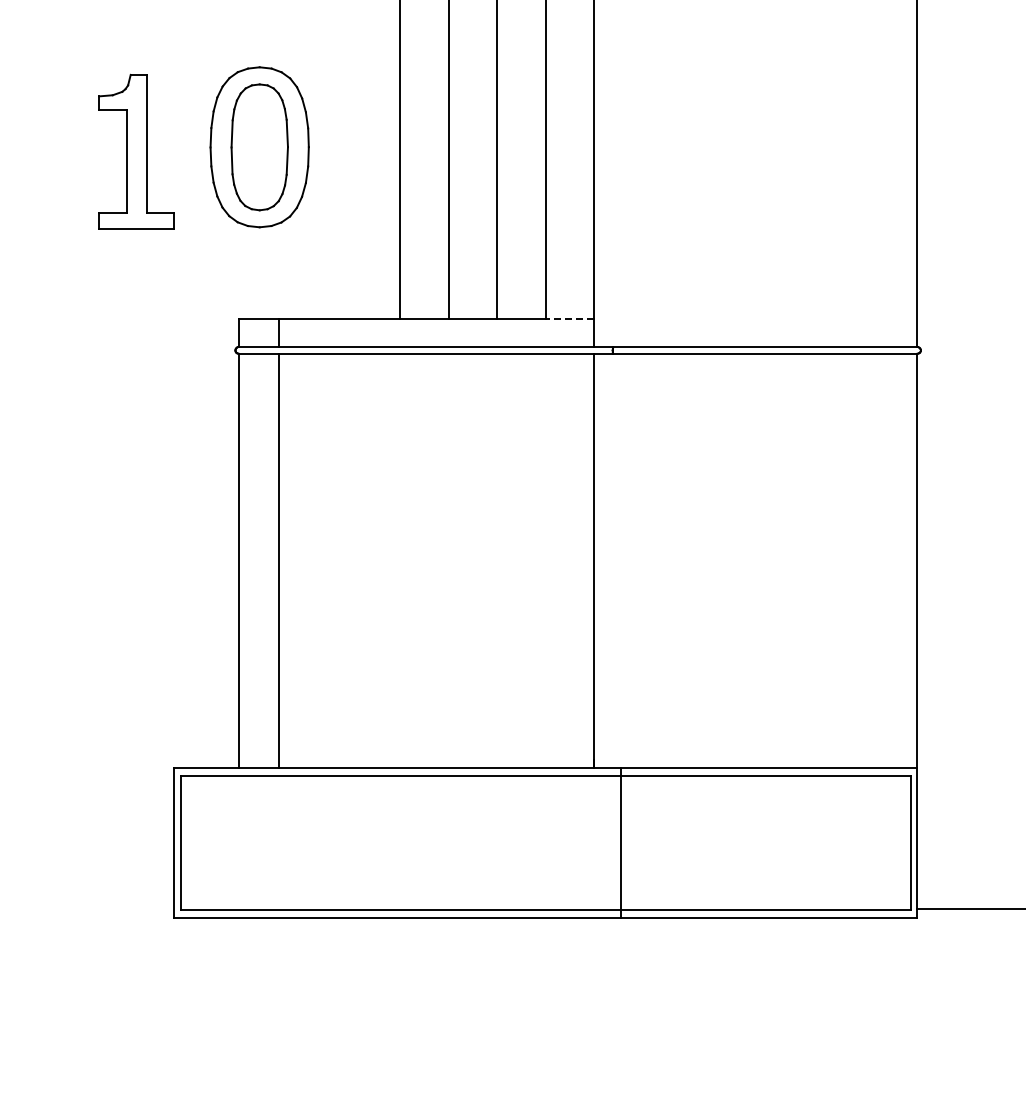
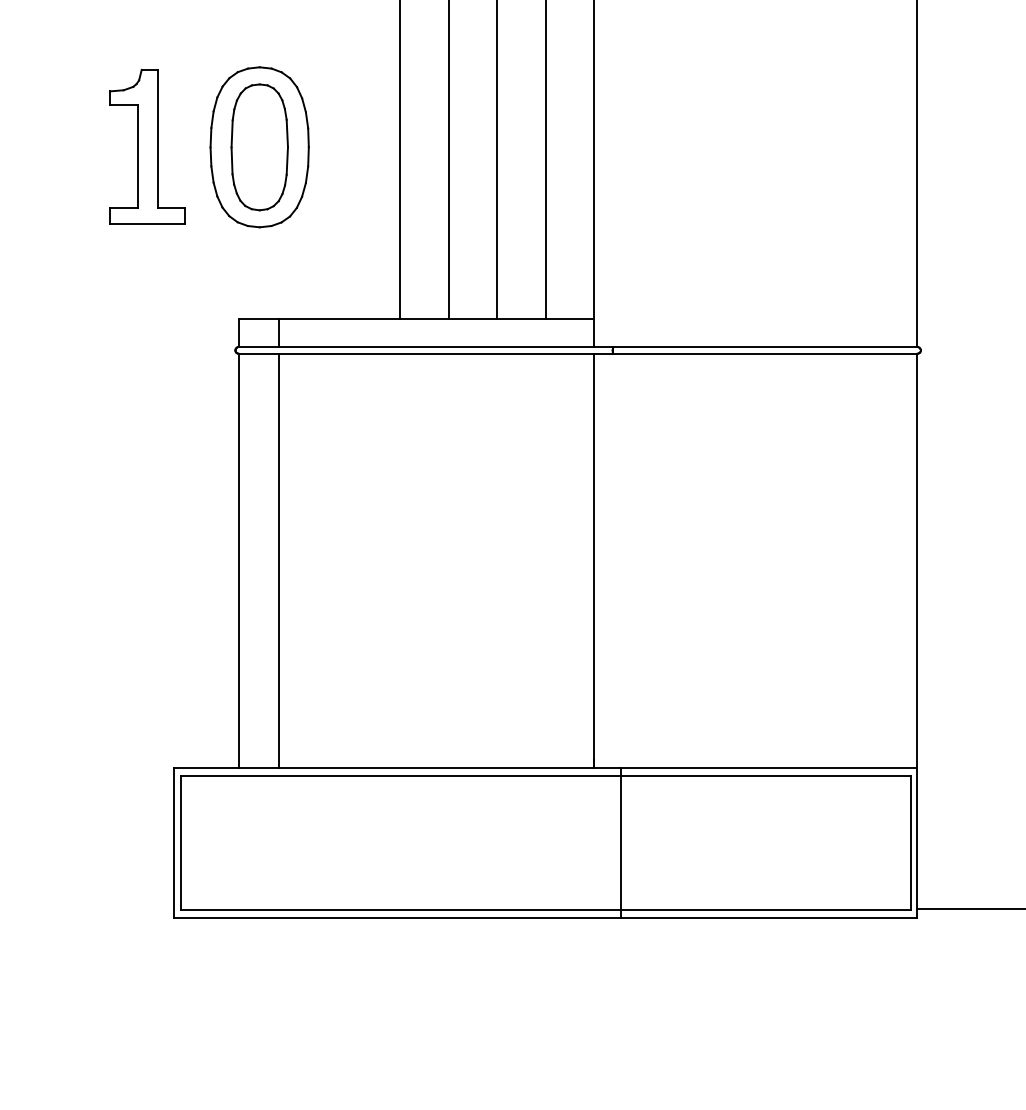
part position: (136, 151) -> (147, 146) (147, 146)
line: dashed -> solid (569, 319)
